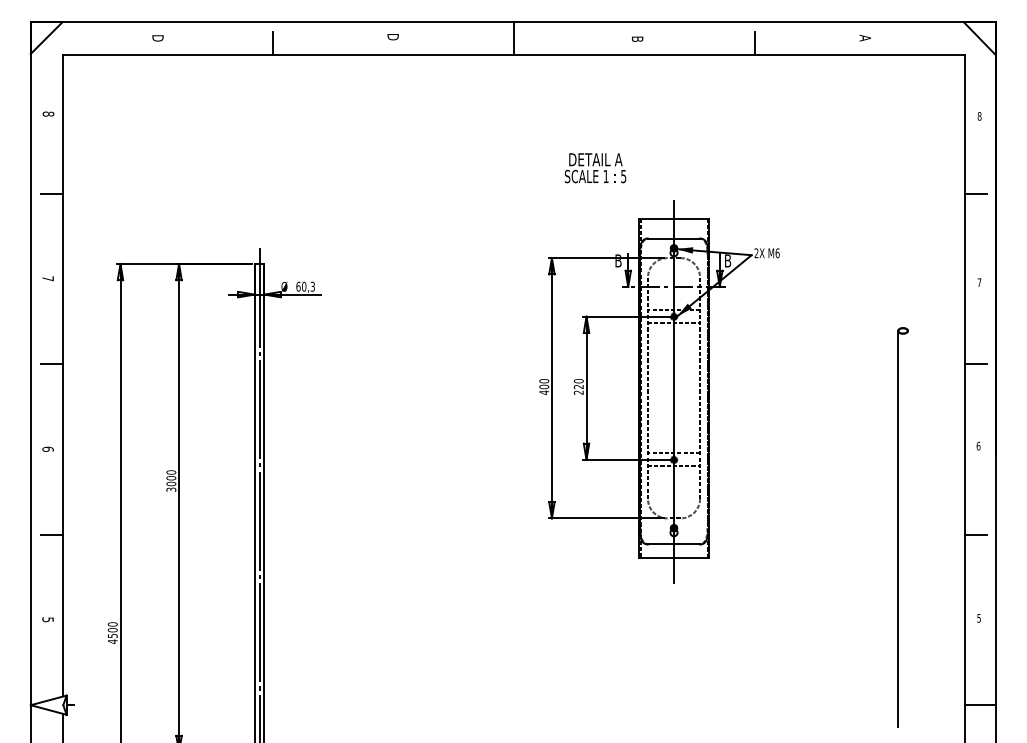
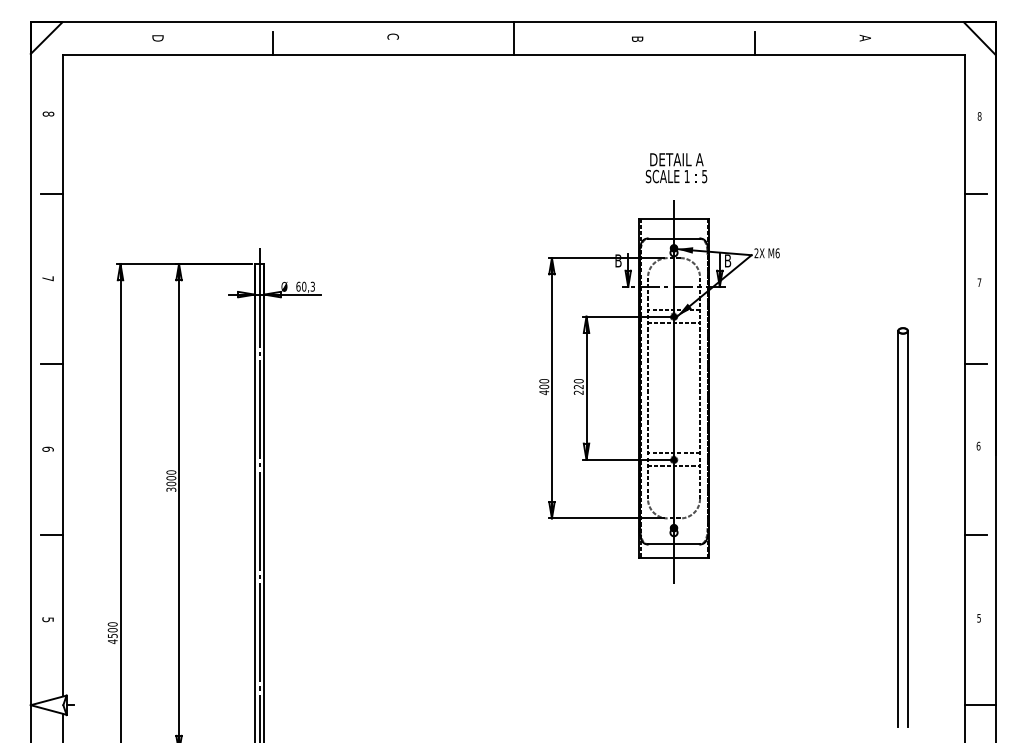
text: D -> C (392, 36)
text position: (595, 168) -> (676, 168) (676, 168)
line: none -> present (907, 528)
